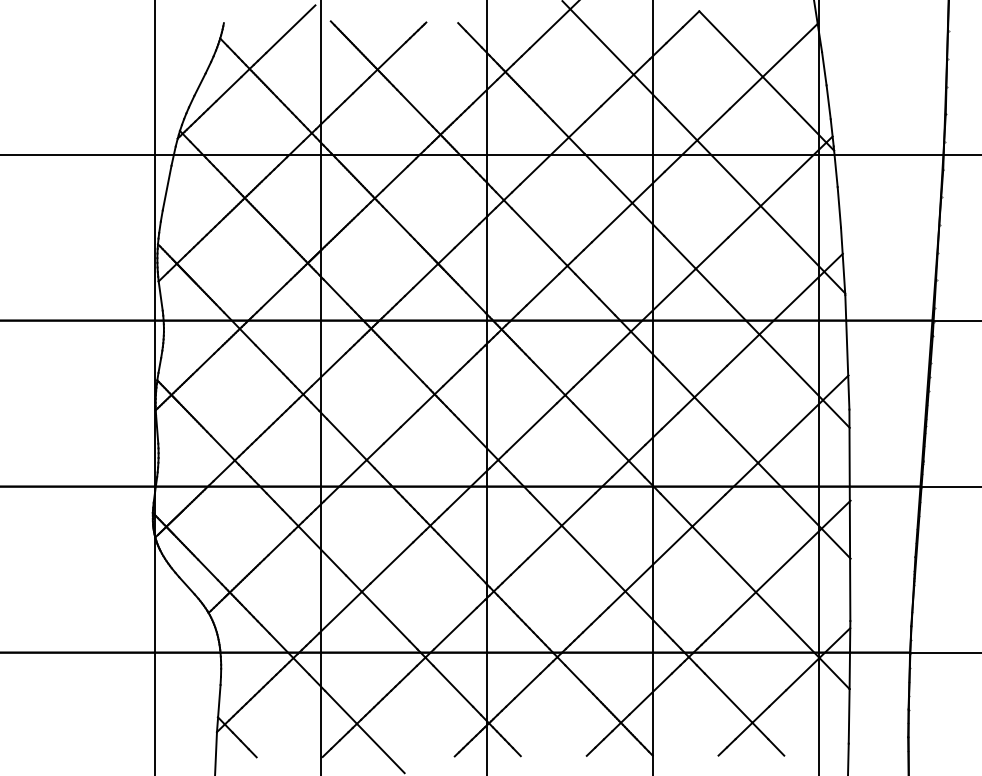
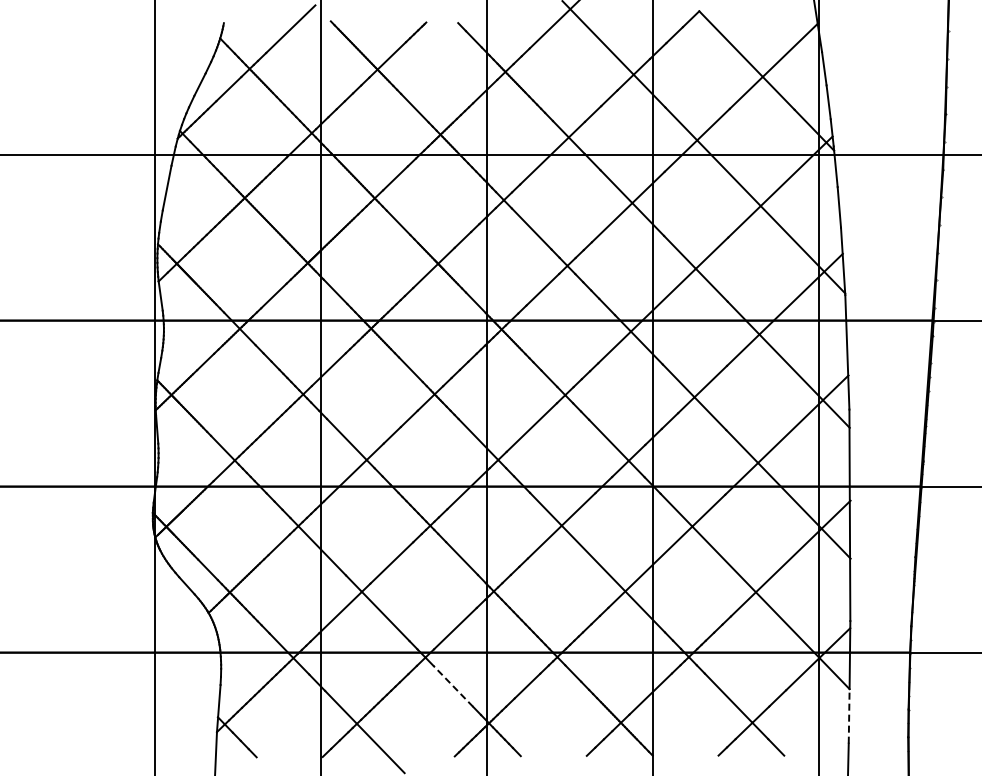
line: solid -> dashed (453, 686)
line: solid -> dashed (849, 715)
